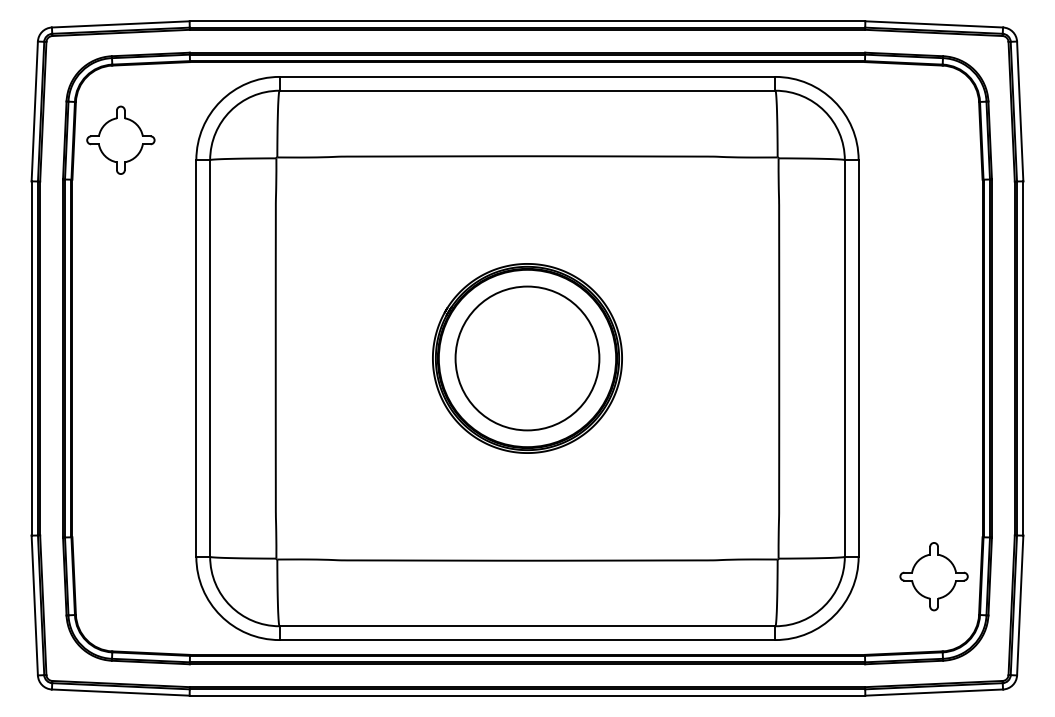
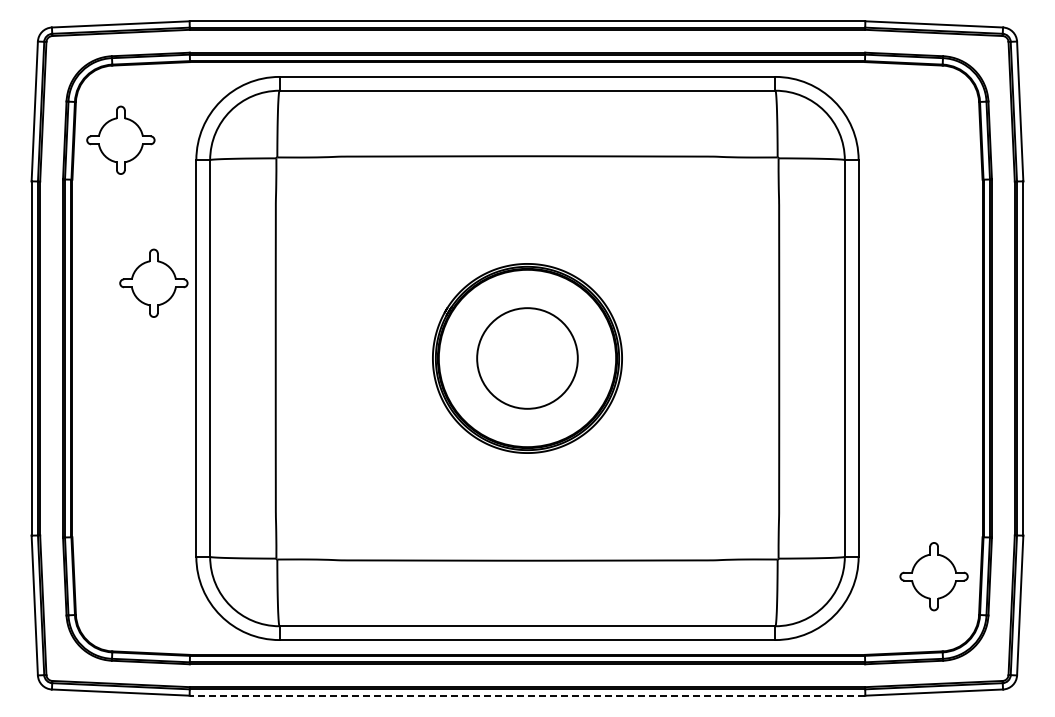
part: none -> present (153, 282)
circle diameter: 144 px -> 101 px (527, 358)
line: solid -> dashed (527, 695)
